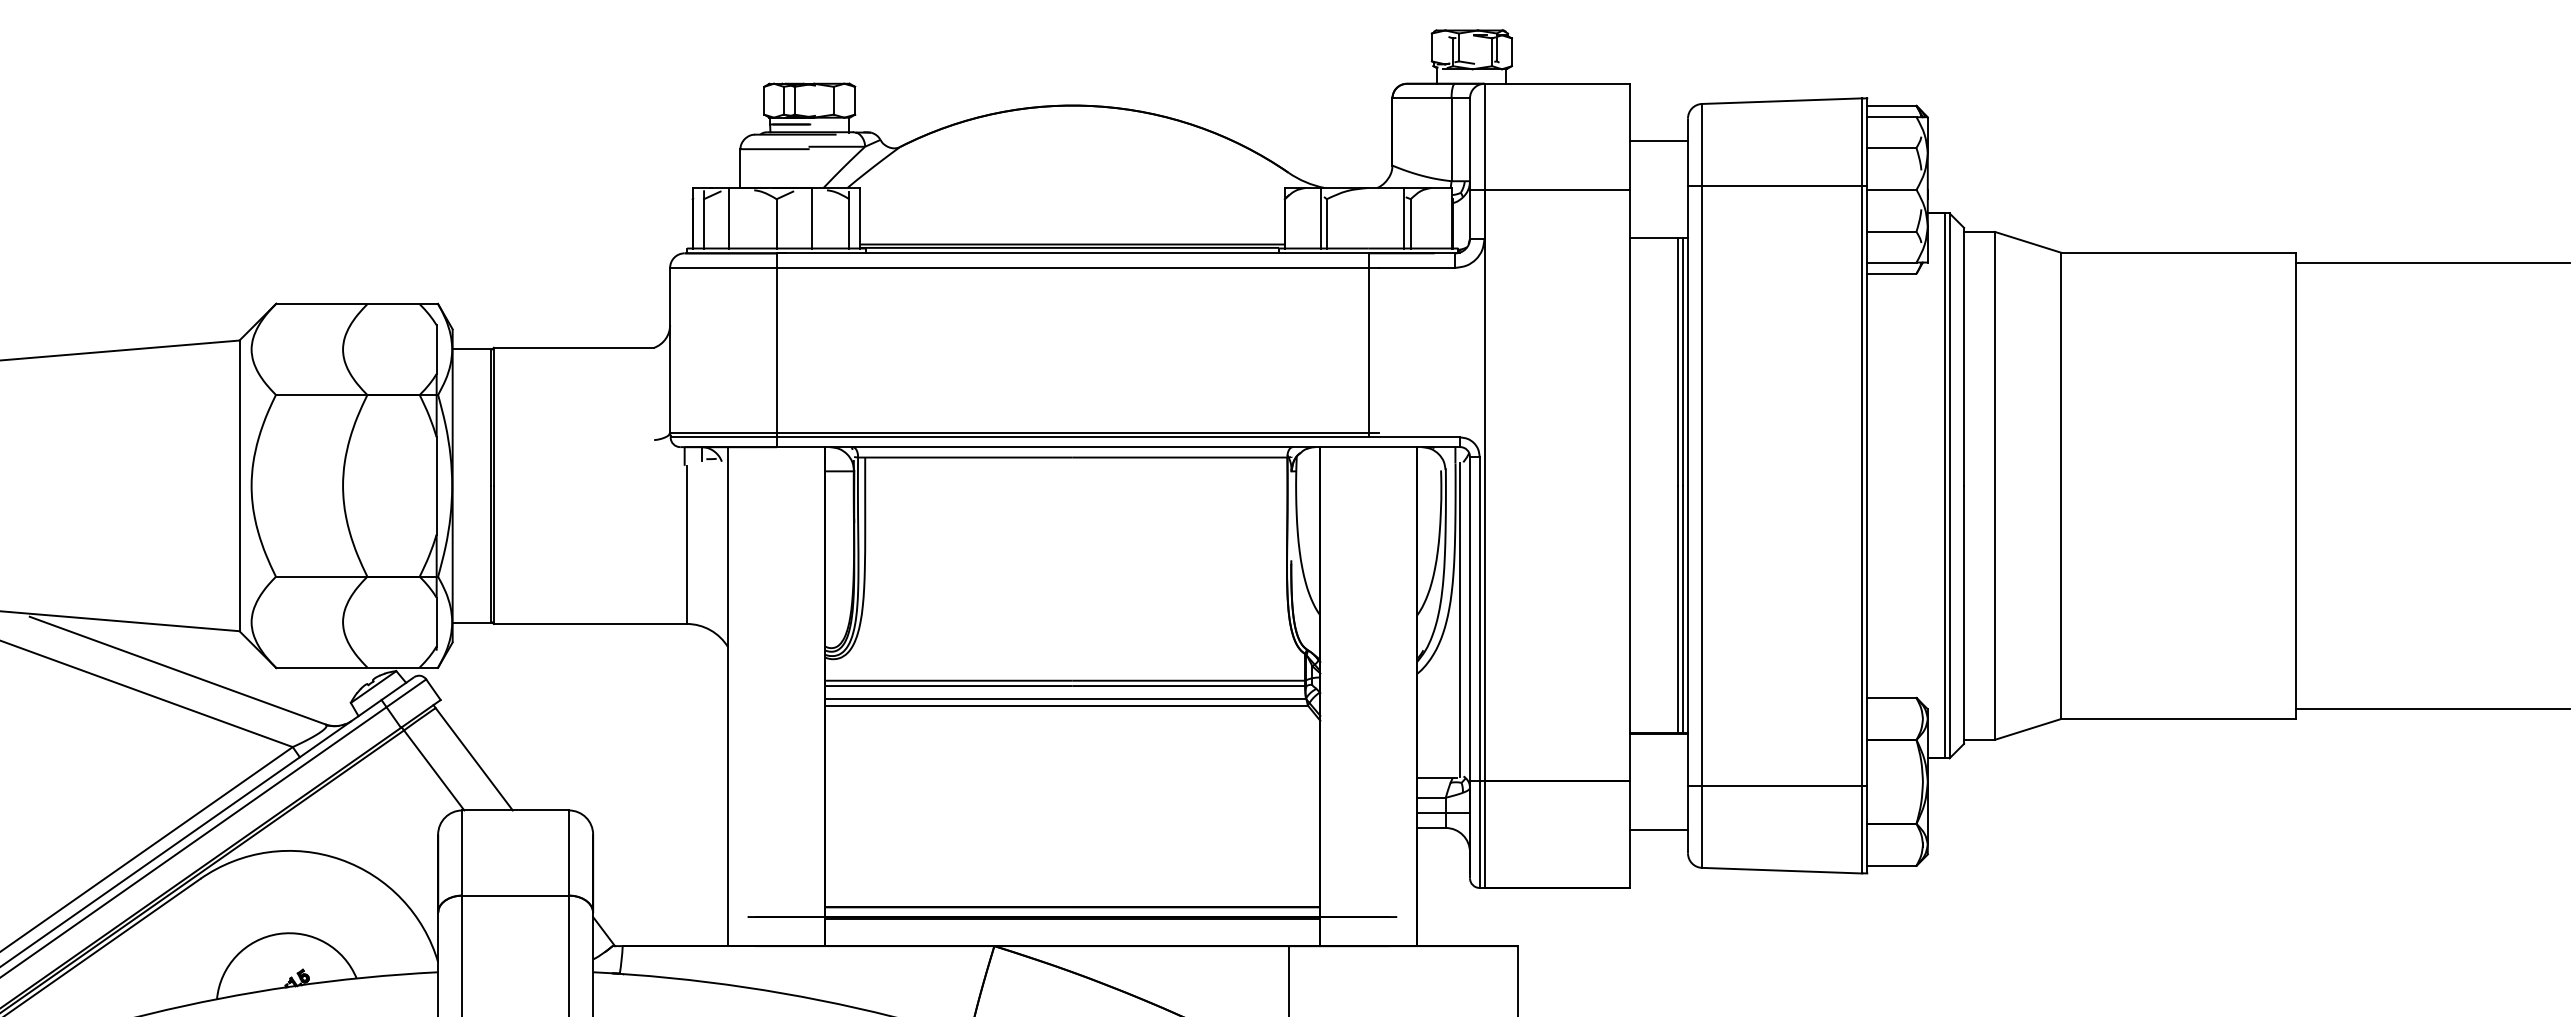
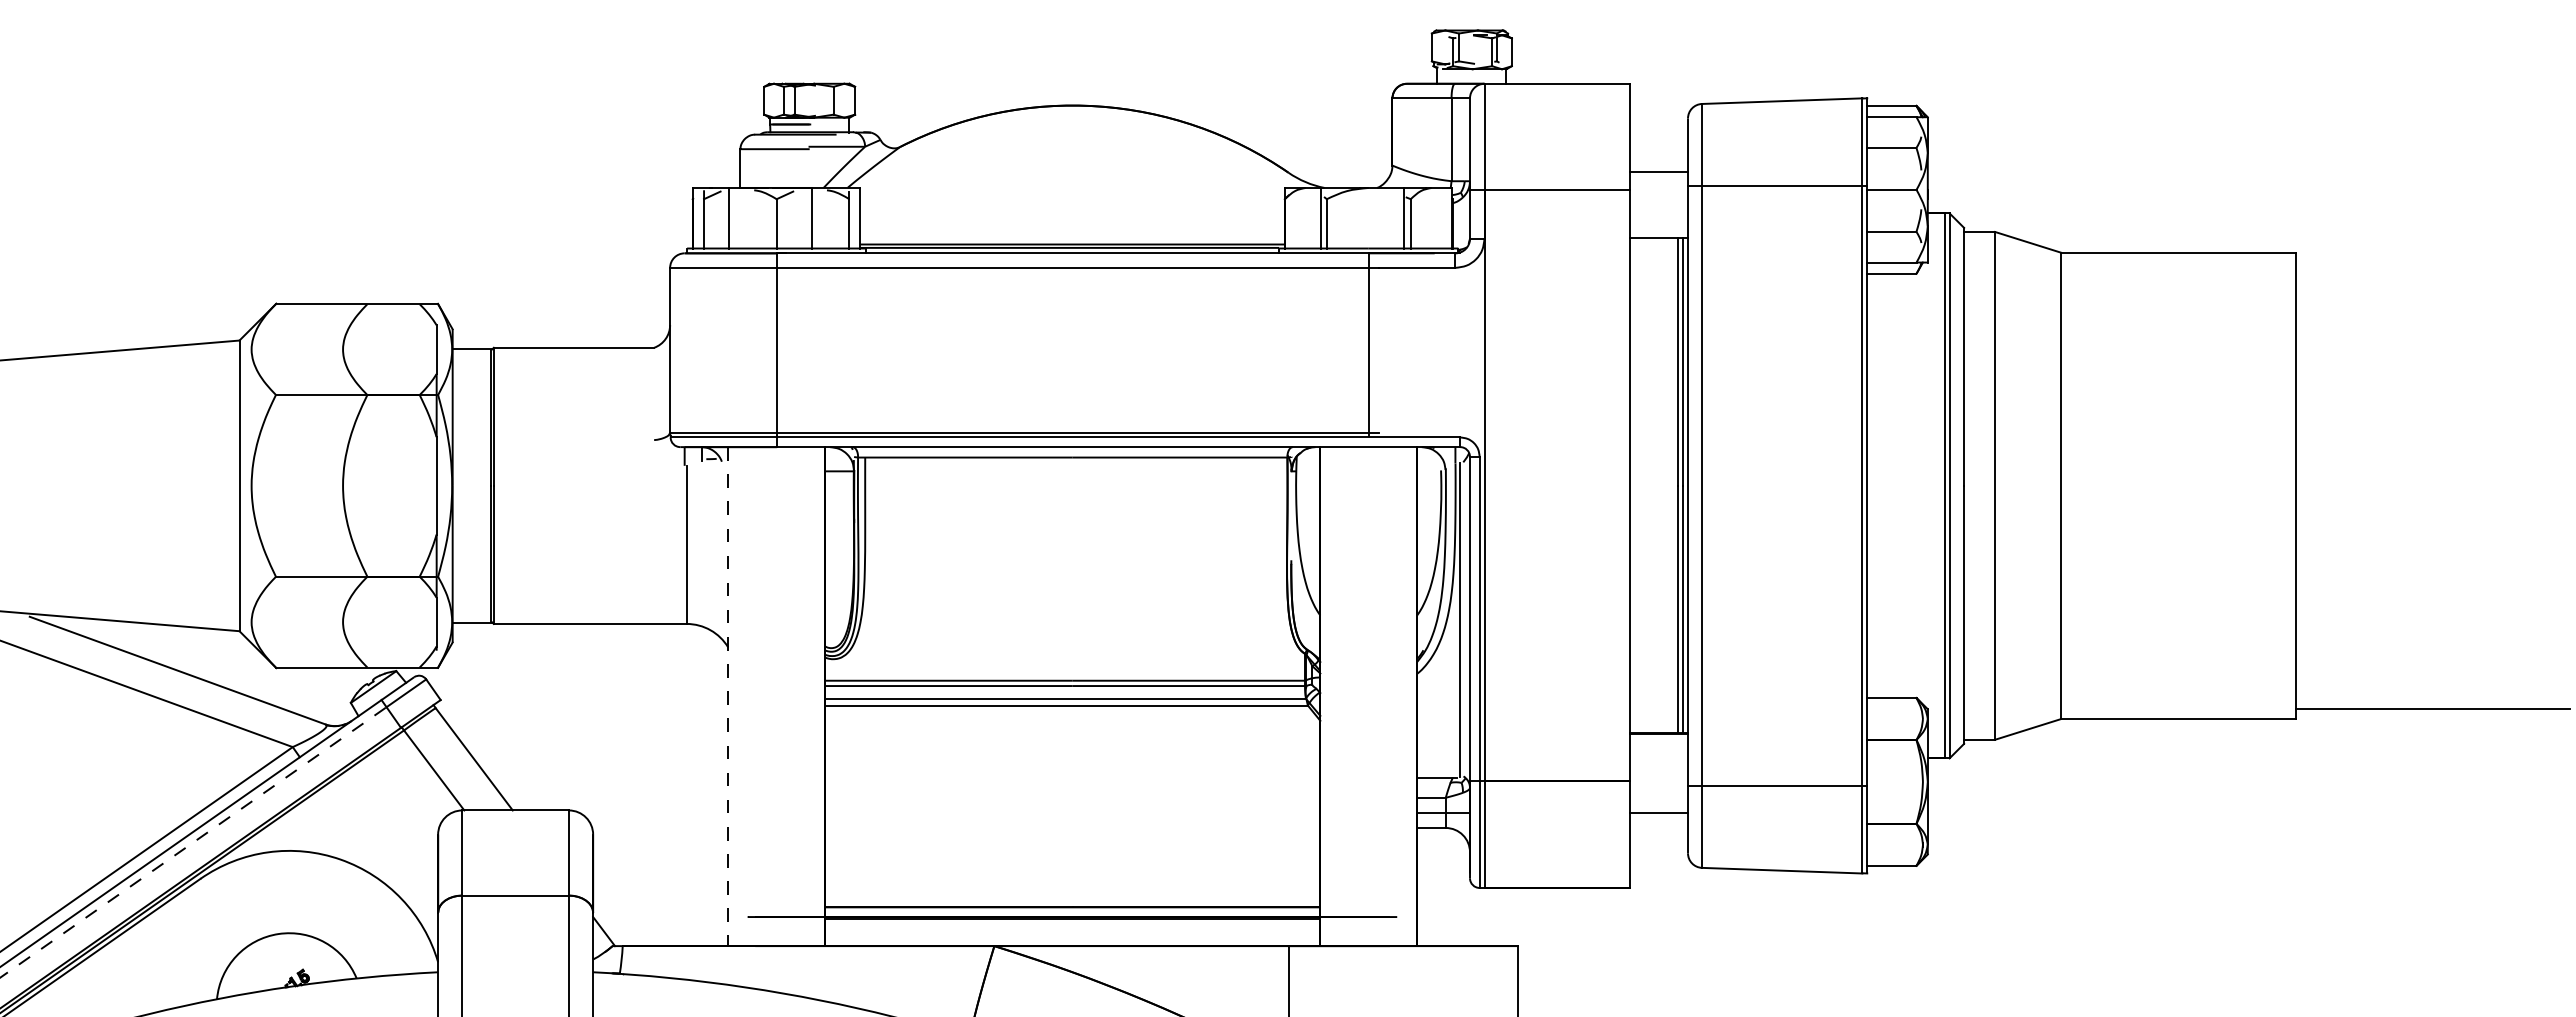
line position: (1658, 141) -> (1658, 172) (1658, 172)
line: present -> none (2432, 262)
line: solid -> dashed (728, 697)
line position: (1658, 830) -> (1658, 813) (1658, 813)
line: solid -> dashed (193, 842)
